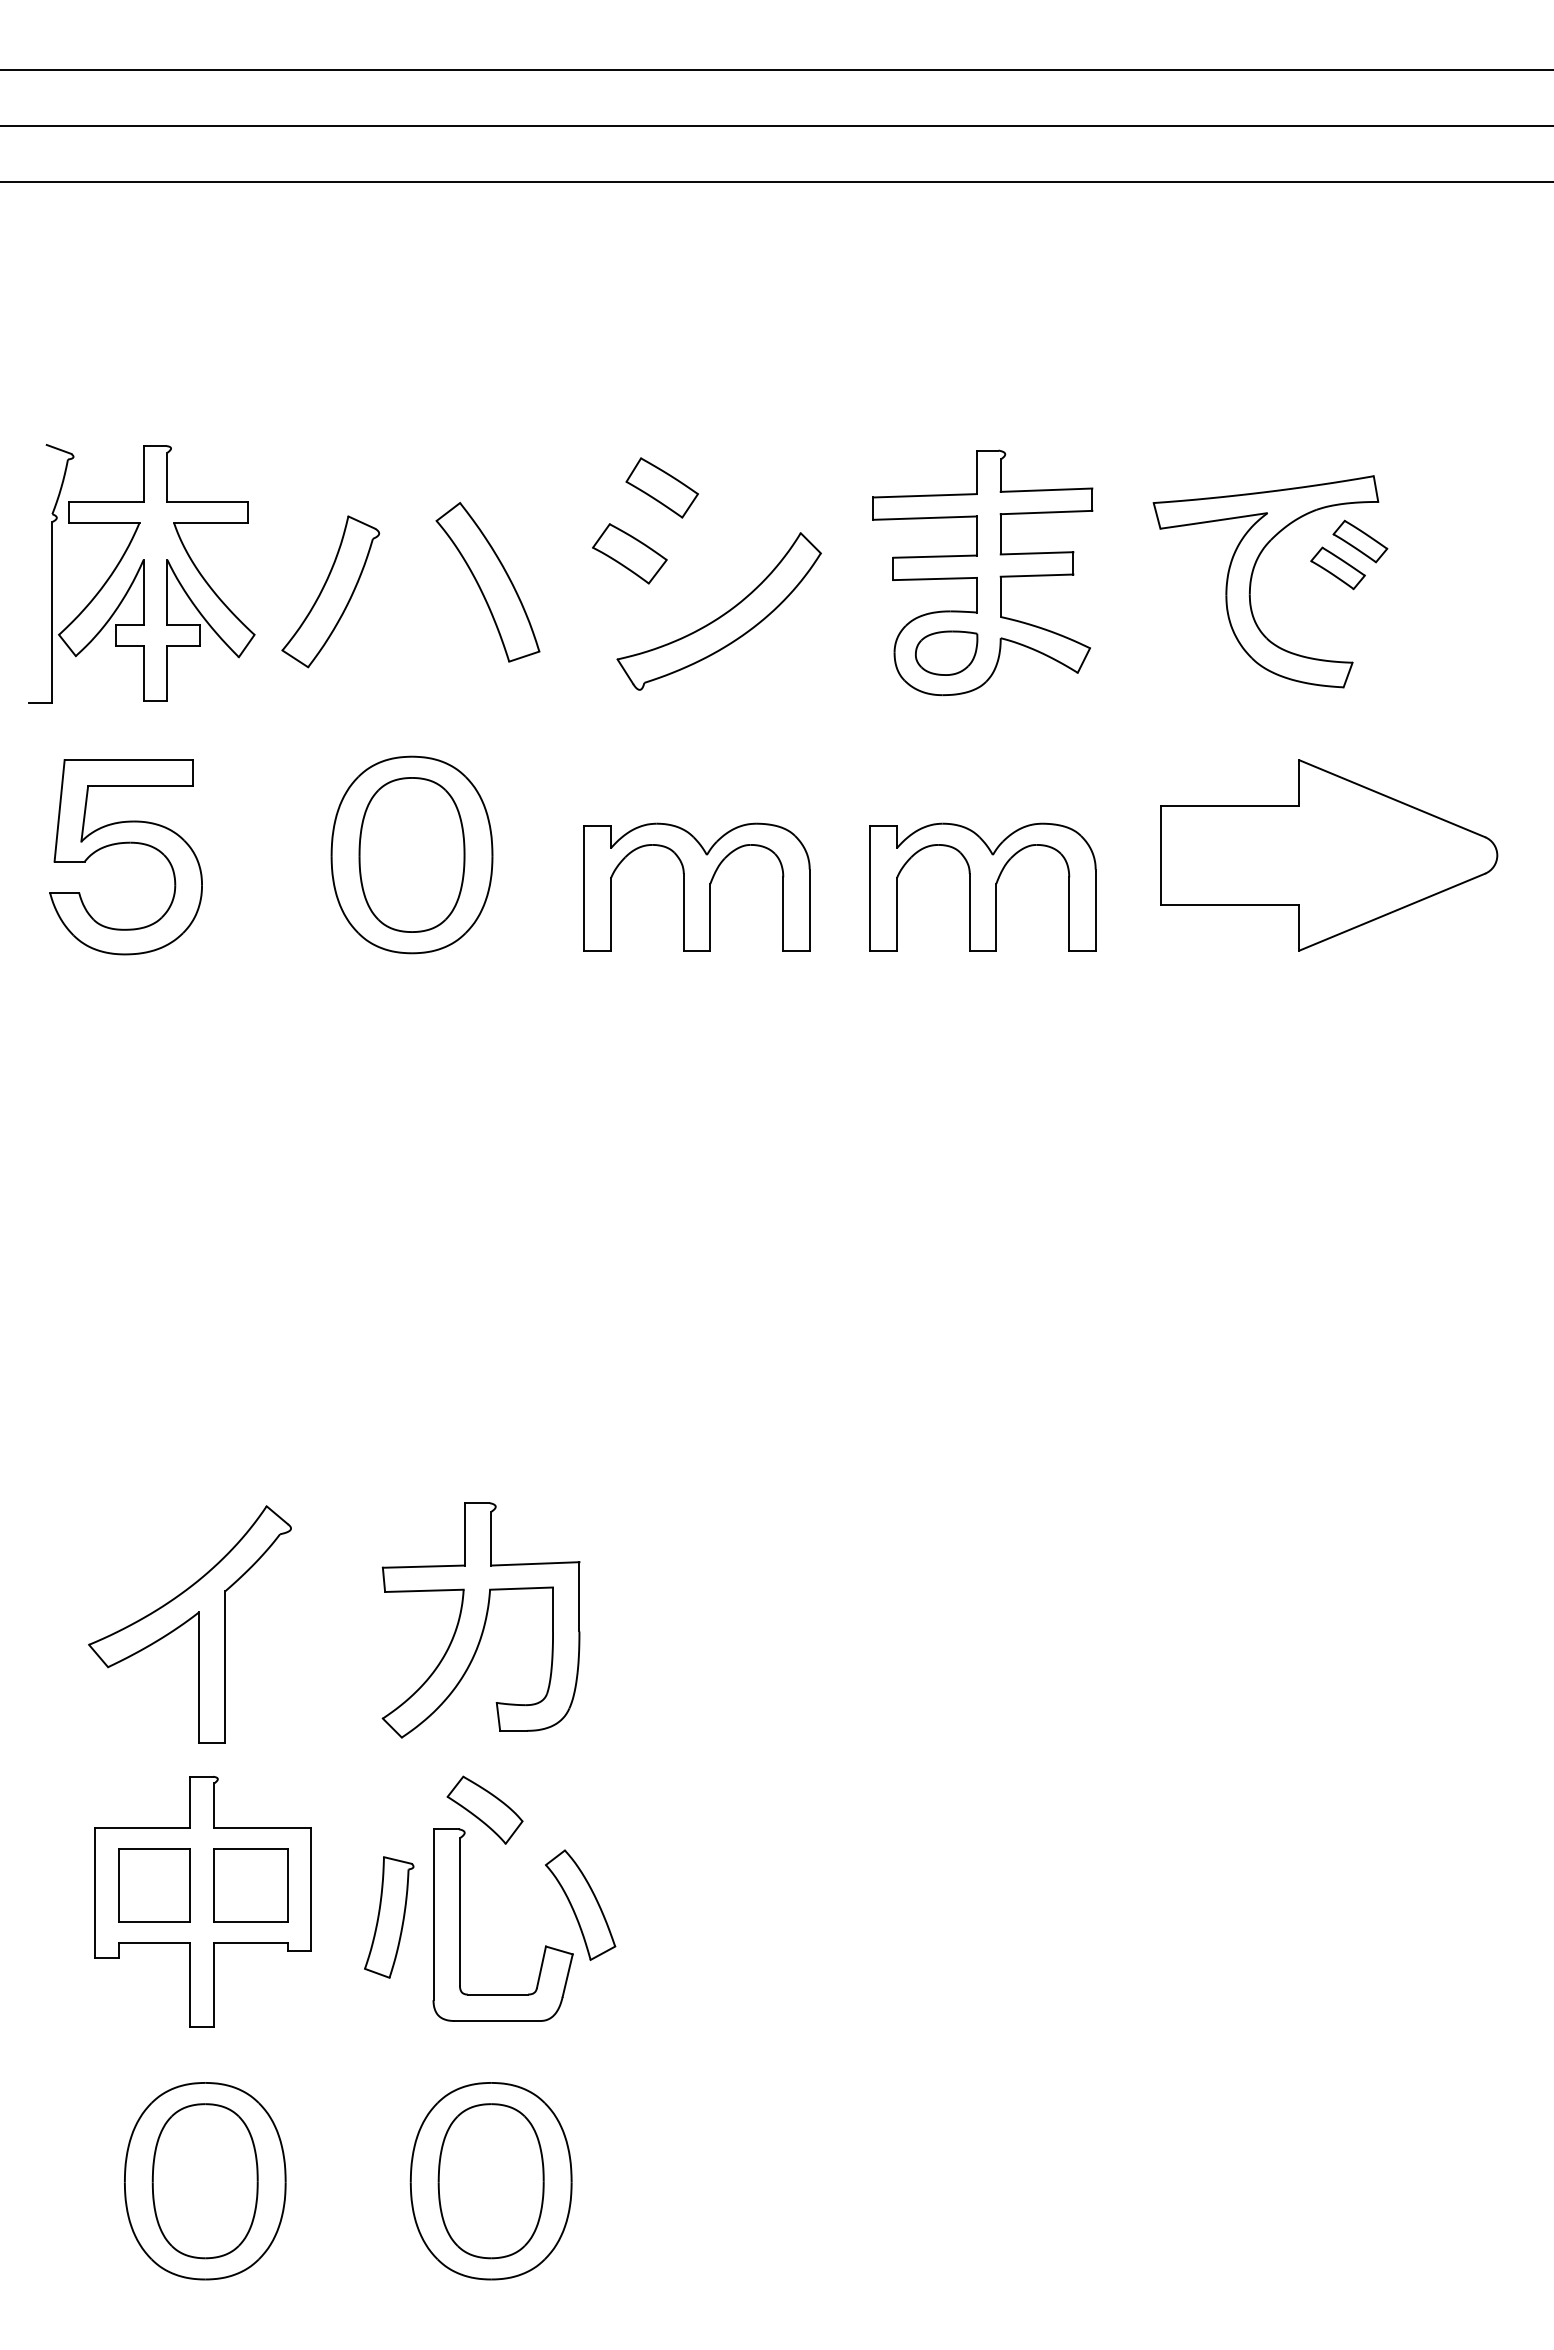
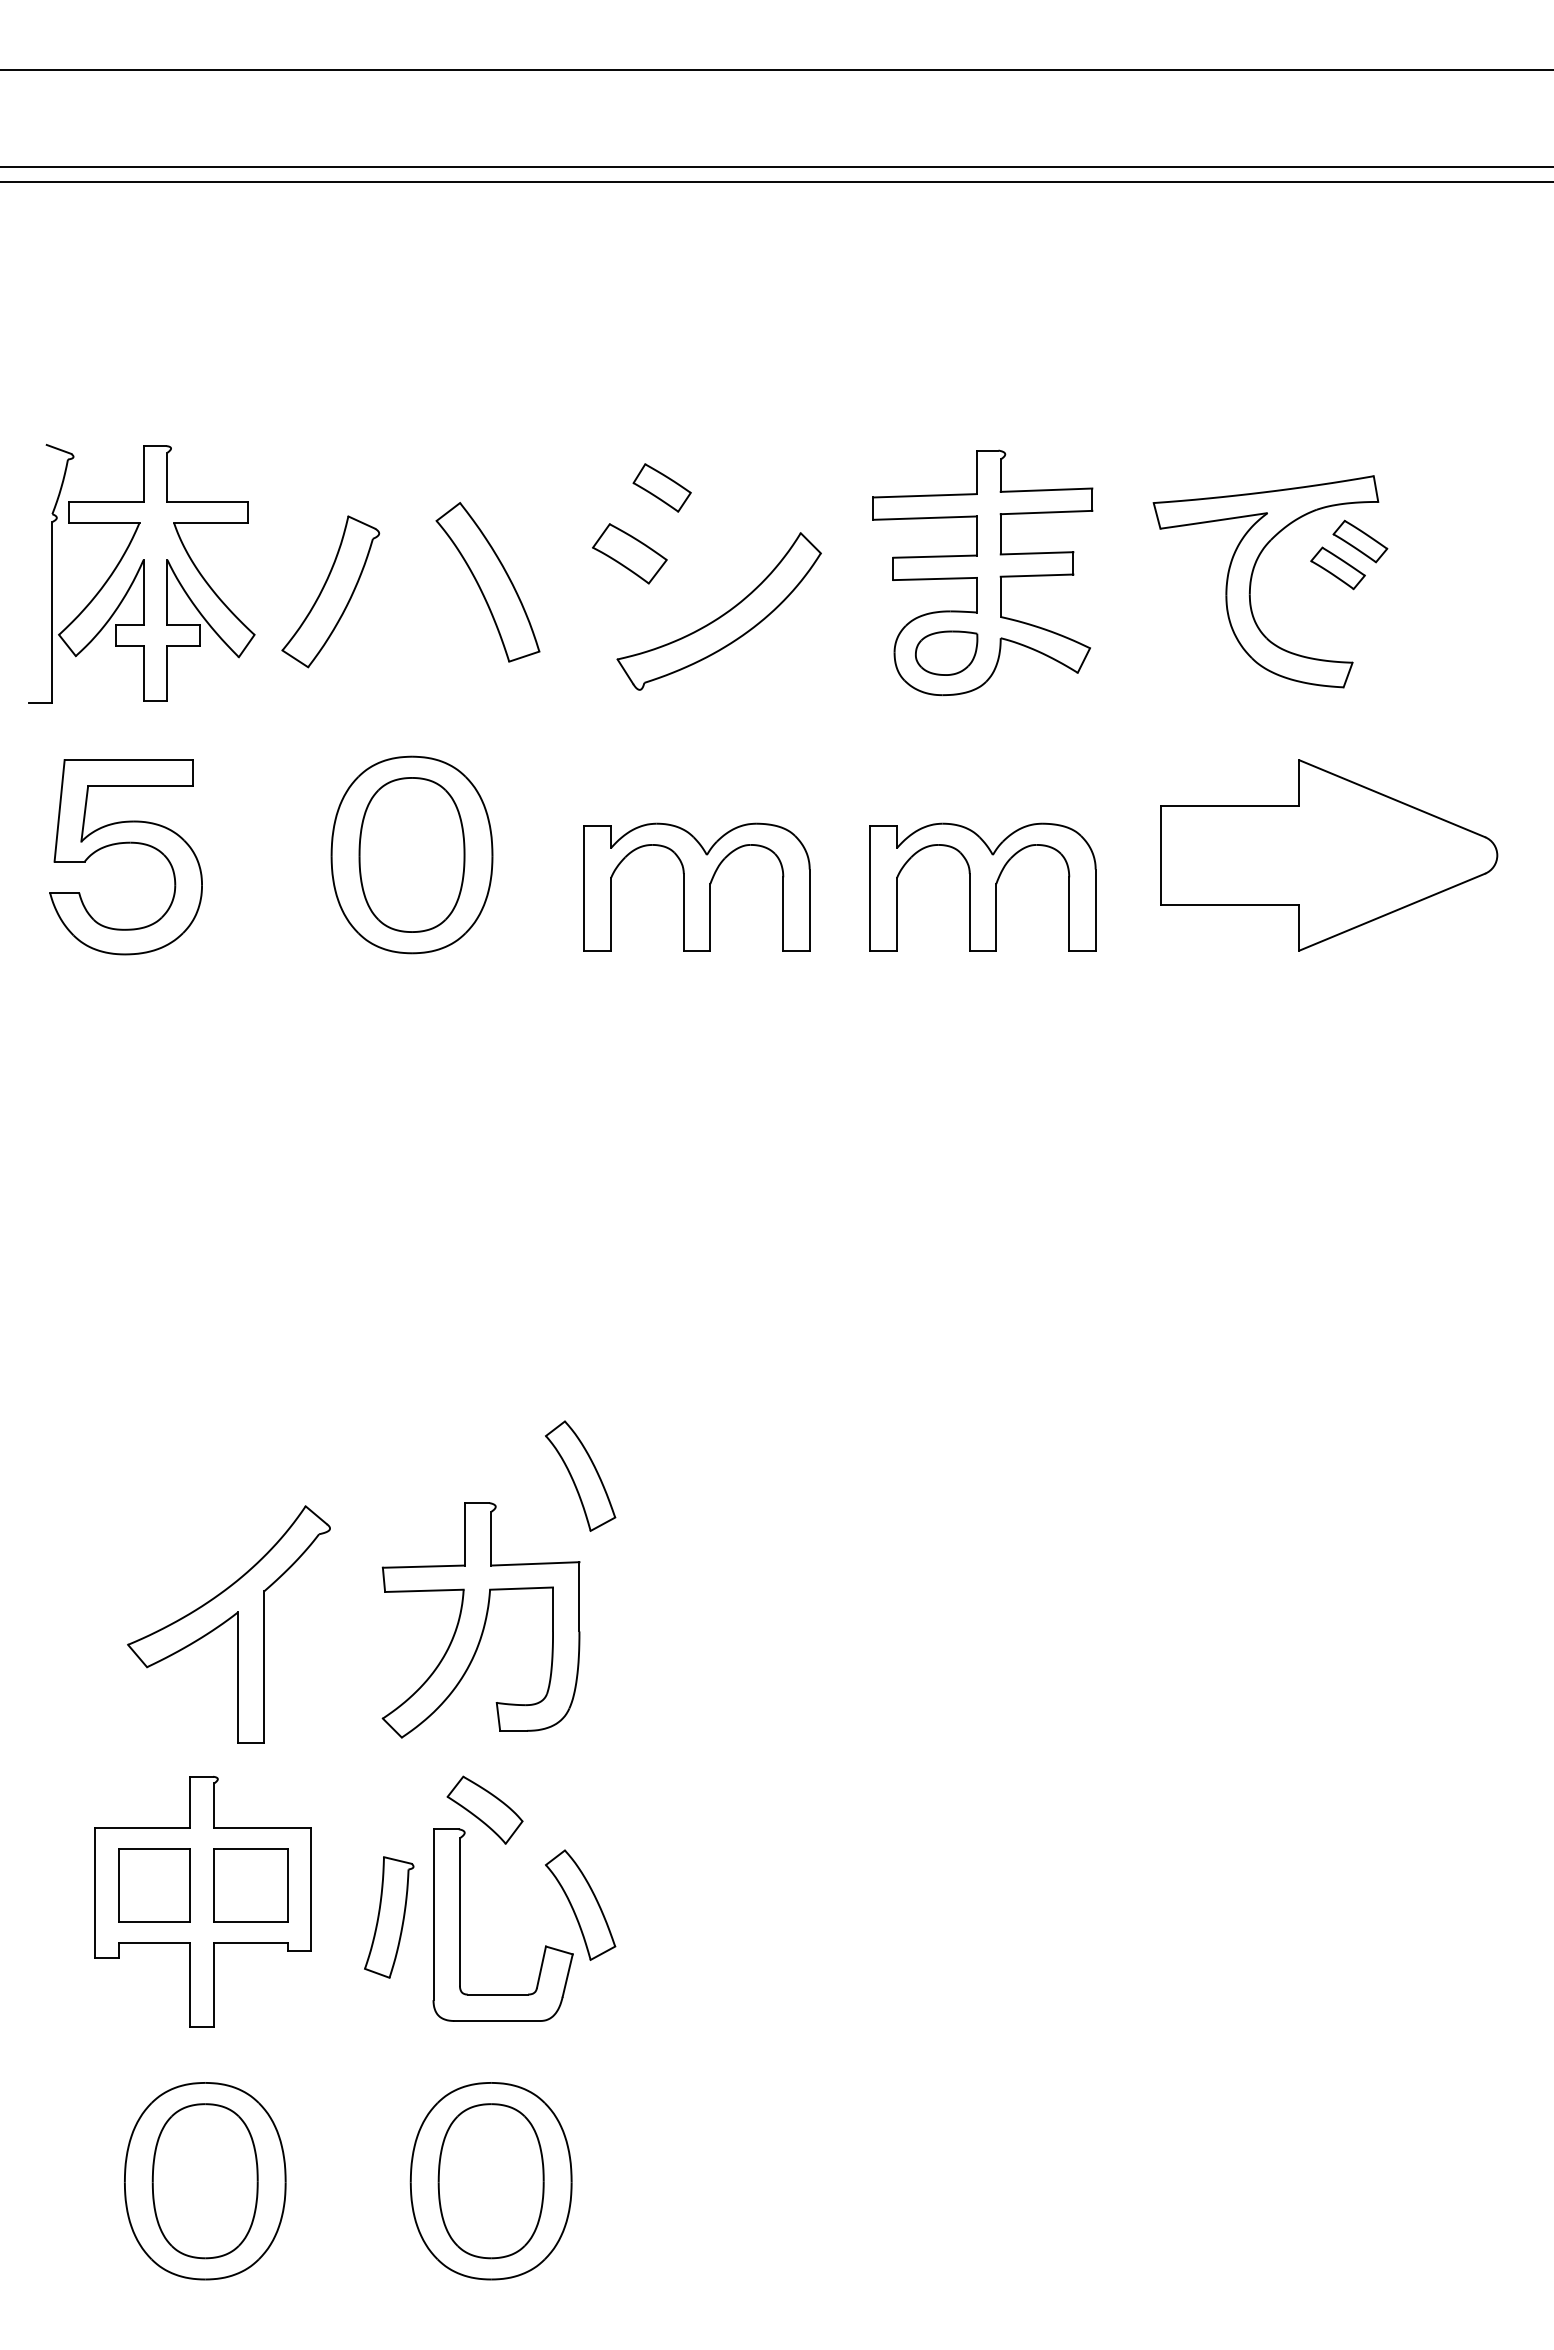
line position: (776, 126) -> (776, 167) (776, 167)
part size: 74x62 px -> 60x50 px (661, 487)
part: none -> present (580, 1475)
part position: (189, 1624) -> (228, 1624) (228, 1624)
